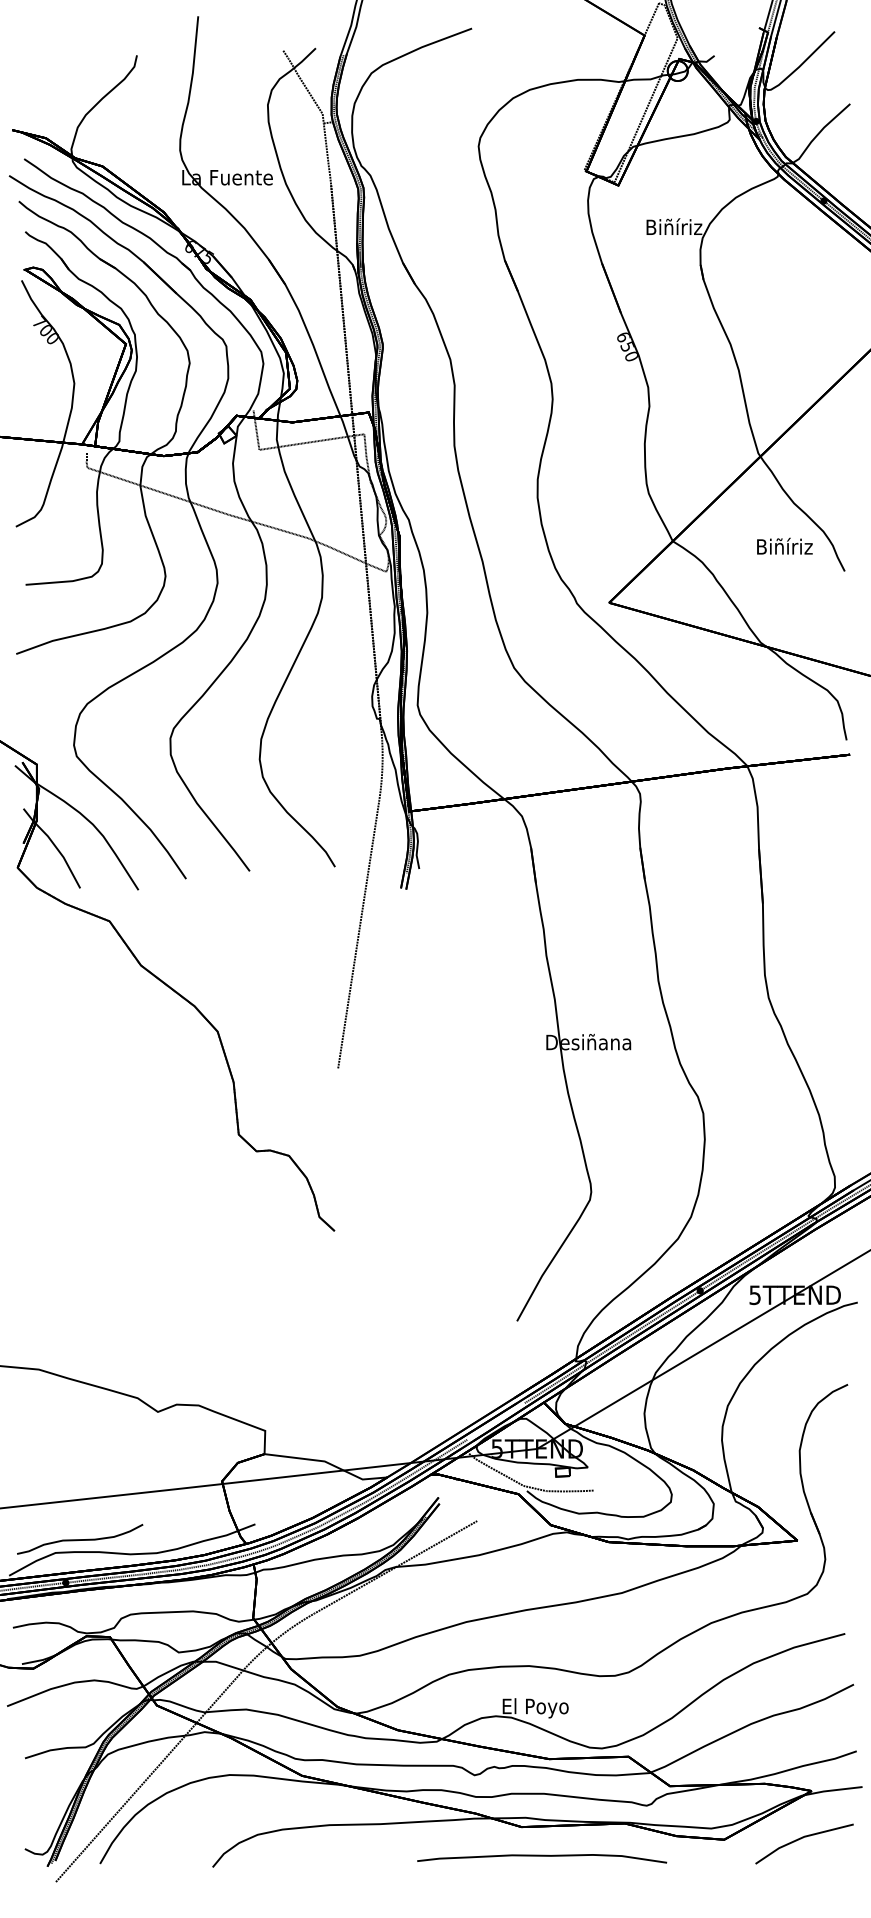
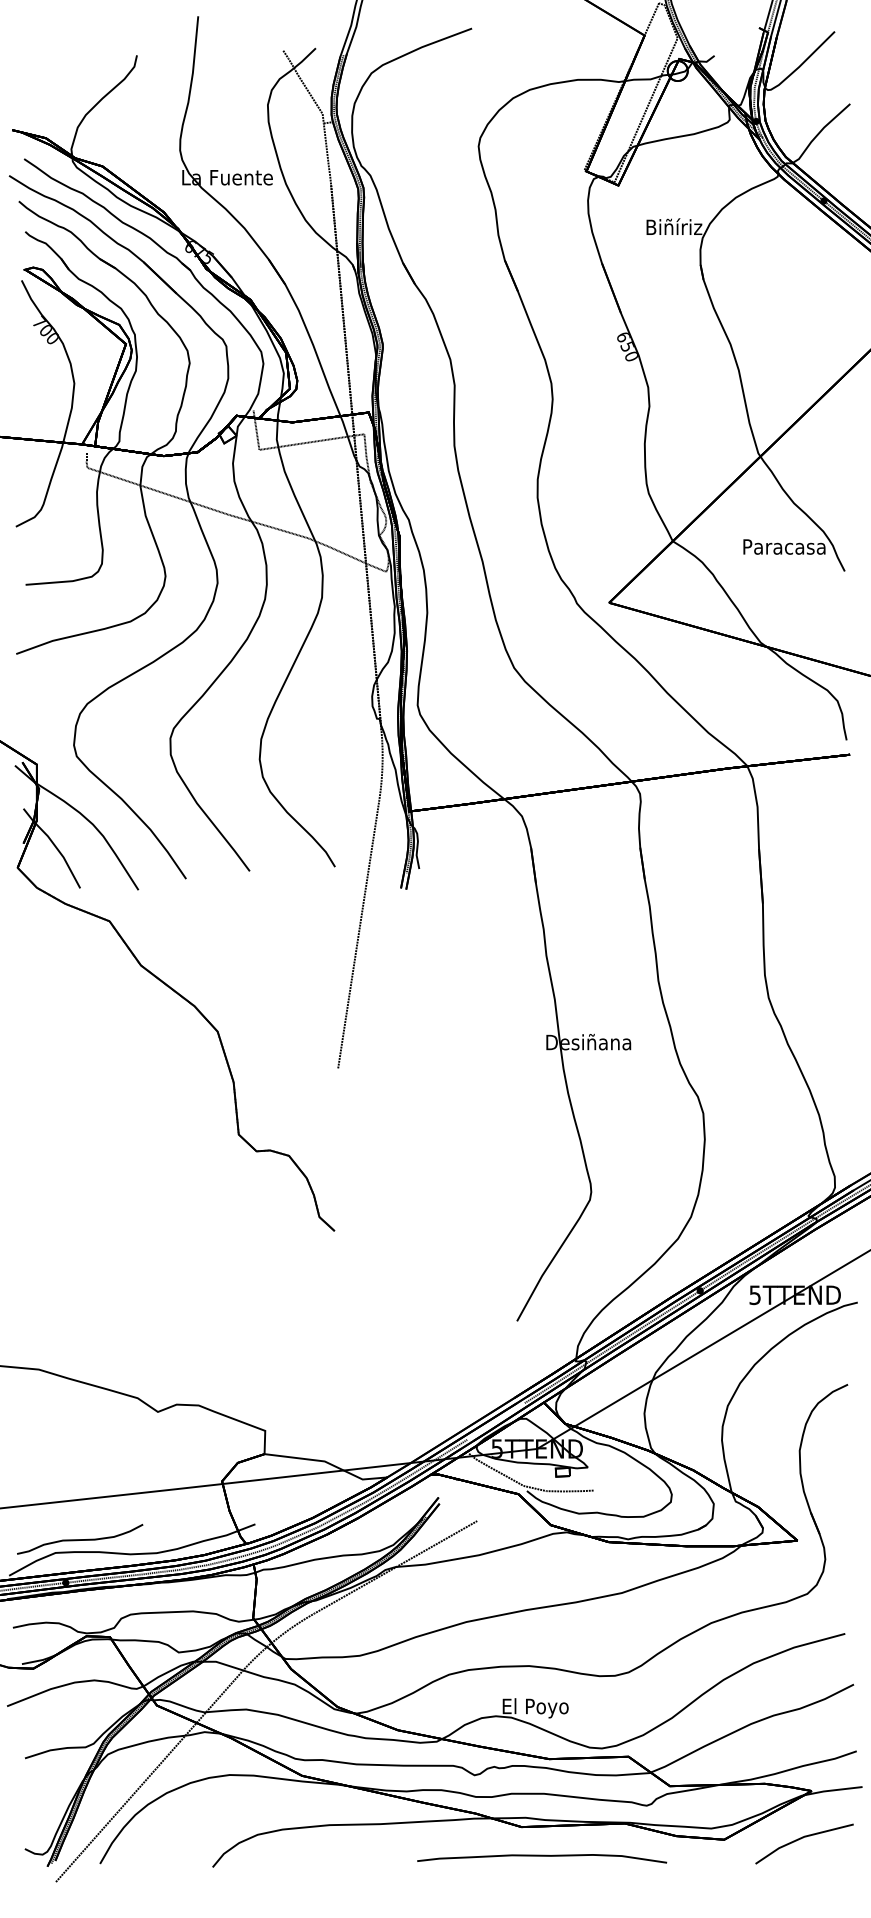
text: Biñíriz -> Paracasa (784, 545)
